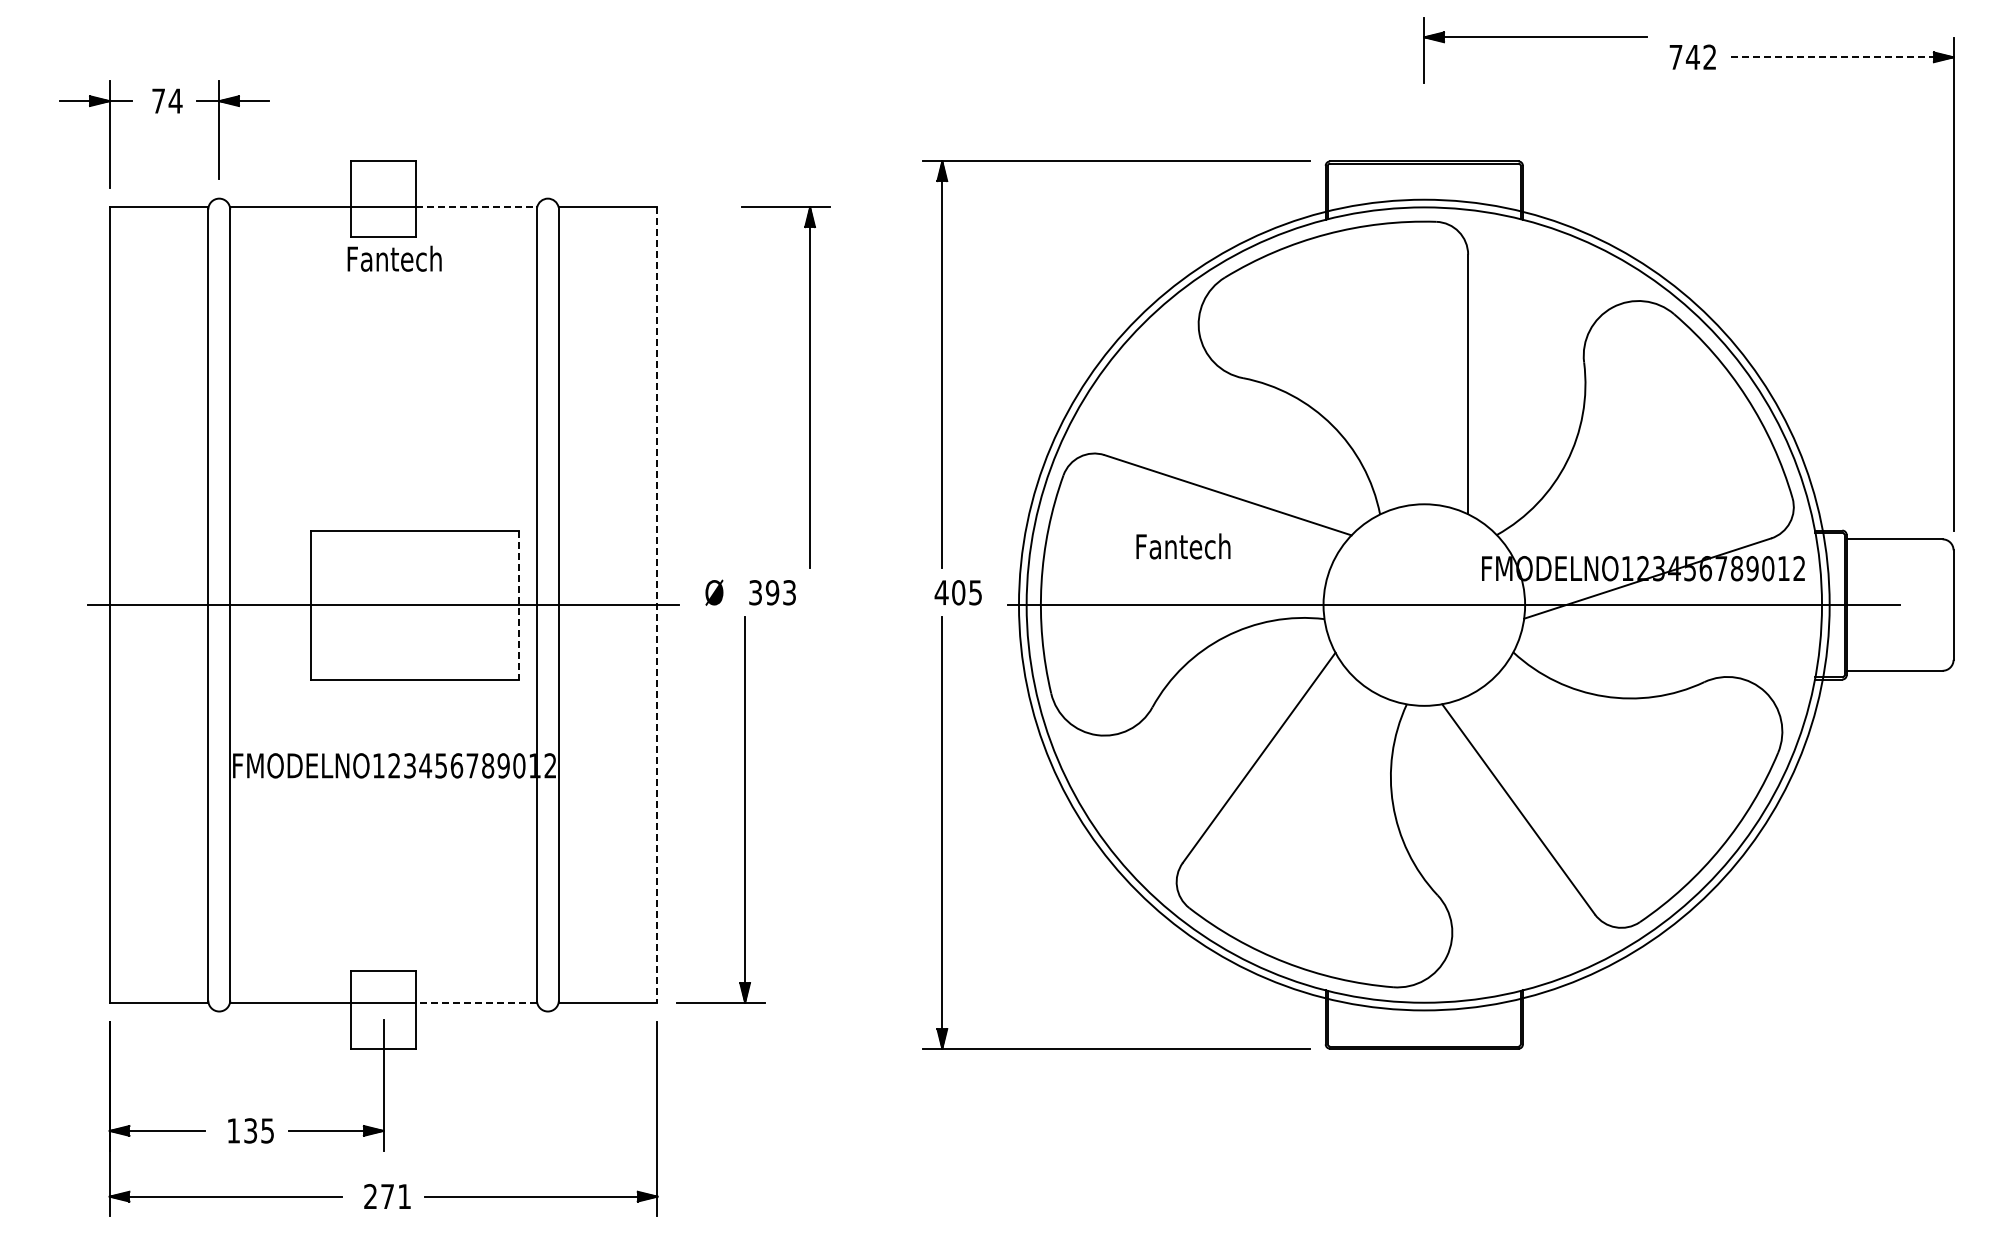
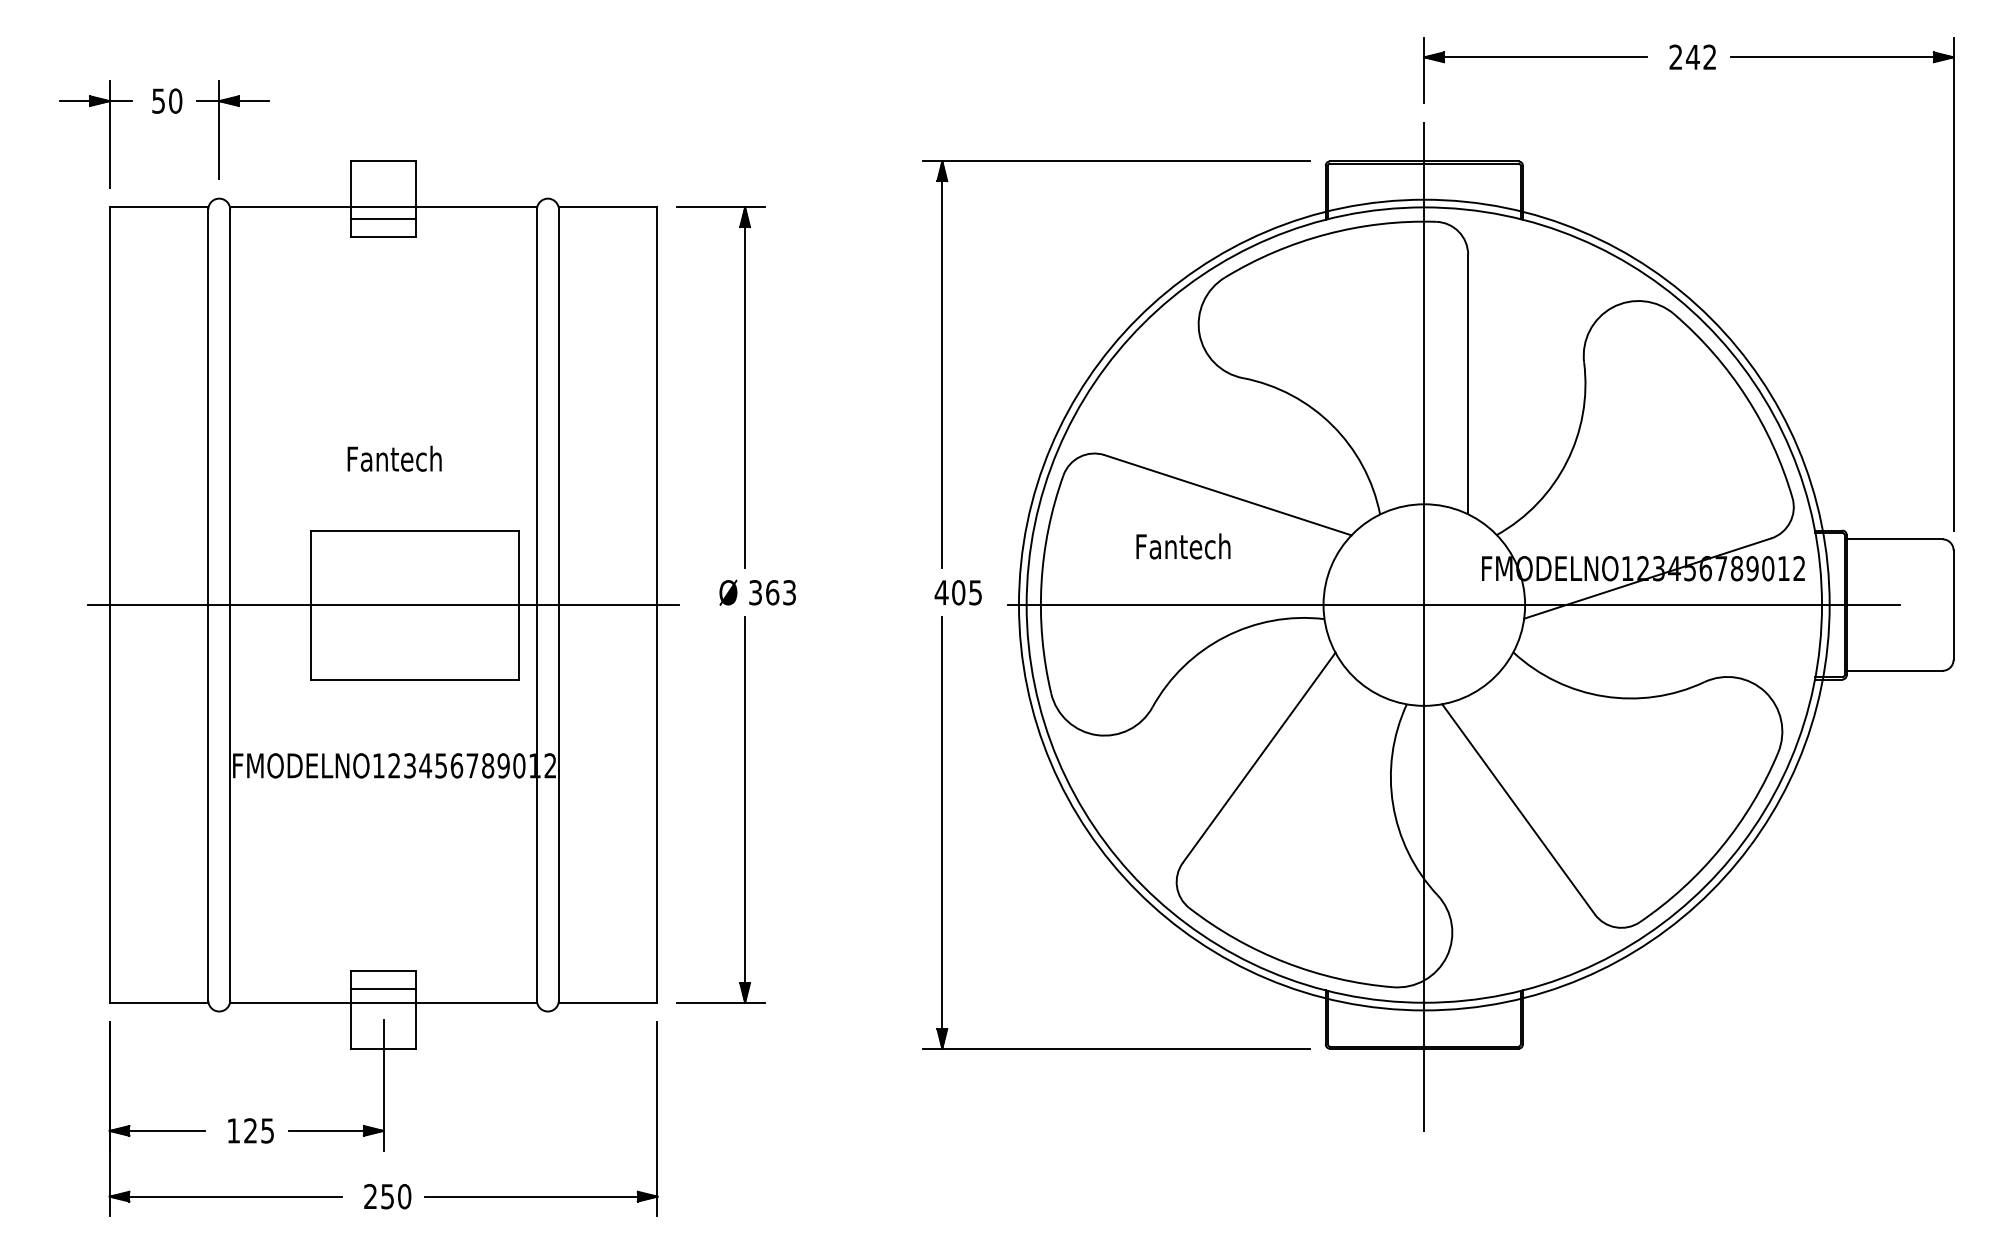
part position: (1535, 37) -> (1535, 57) (1535, 57)
text: 742 -> 242 (1675, 56)
line: dashed -> solid (1842, 57)
text: 74 -> 50 (167, 100)
line: dashed -> solid (477, 207)
line: none -> present (383, 218)
text position: (394, 258) -> (394, 458) (394, 458)
part position: (809, 387) -> (744, 387) (744, 387)
text position: (714, 592) -> (728, 592) (728, 592)
text: 393 -> 363 (772, 592)
line: dashed -> solid (519, 605)
line: dashed -> solid (657, 605)
line: none -> present (1424, 626)
line: none -> present (383, 989)
line: dashed -> solid (476, 1002)
text: 135 -> 125 (250, 1130)
text: 271 -> 250 (396, 1196)
